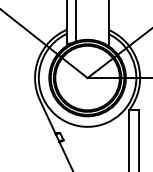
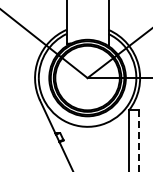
line: present -> none (76, 21)
line: solid -> dashed (138, 141)
